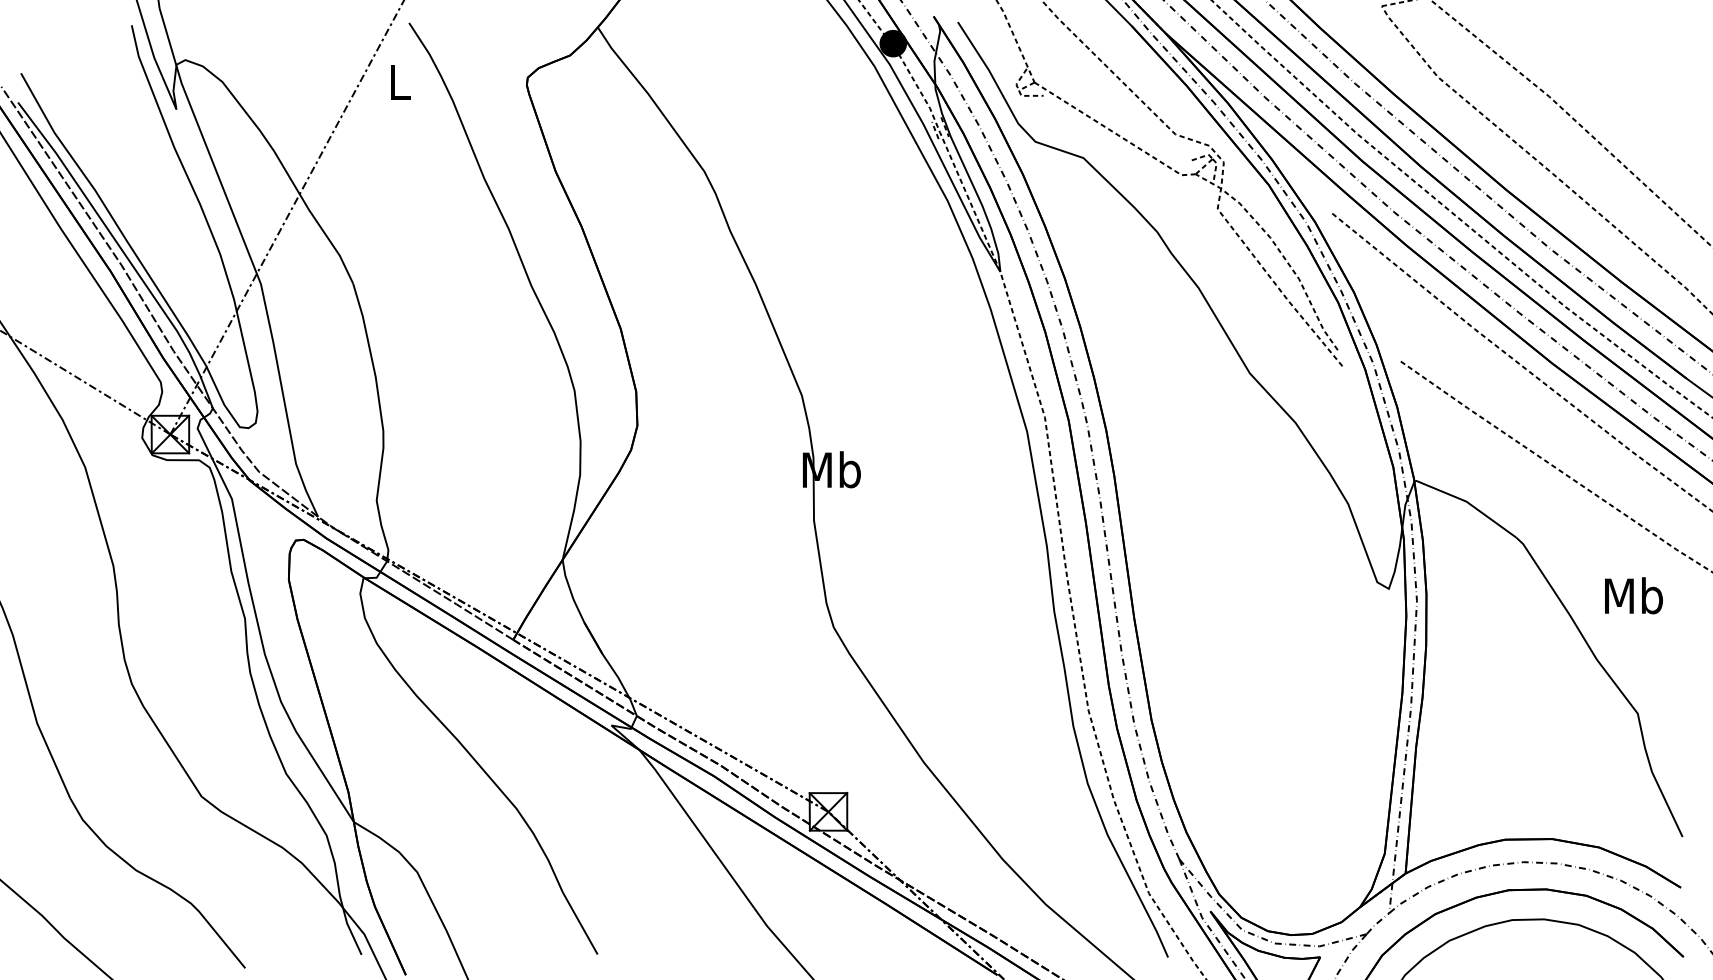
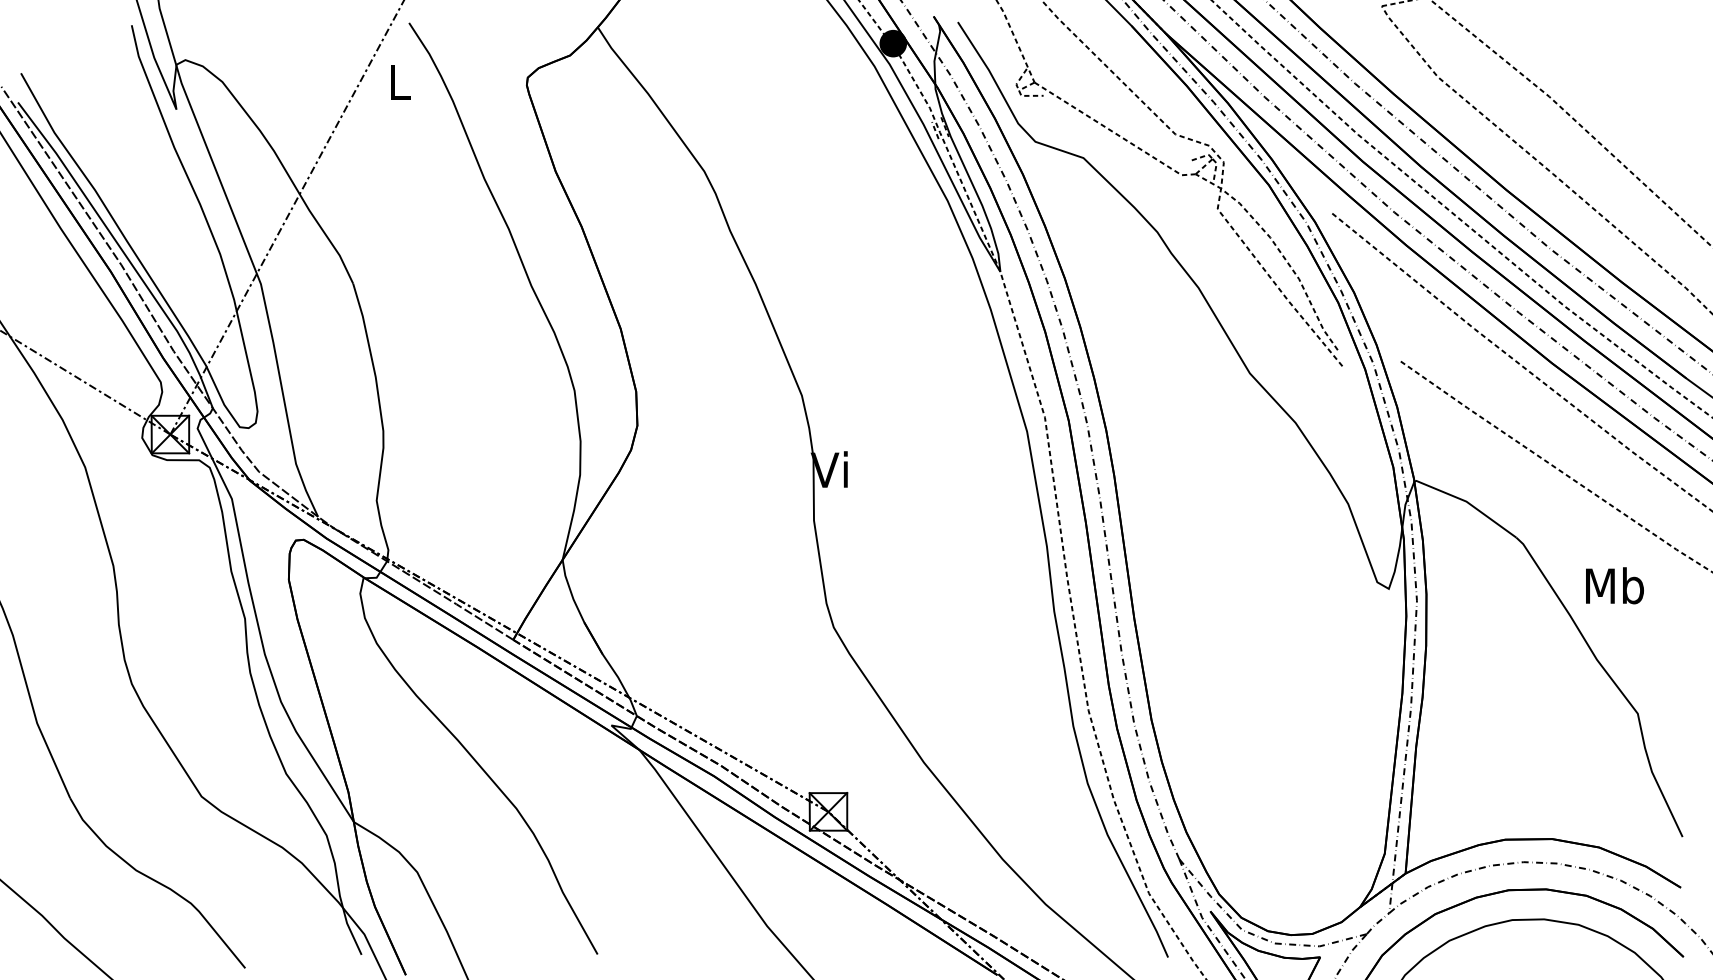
text: Mb -> Vi (831, 469)
text position: (1633, 595) -> (1614, 585) (1614, 585)
